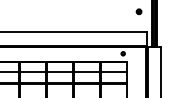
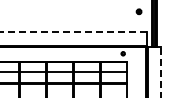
line: solid -> dashed (73, 32)
line: solid -> dashed (161, 71)
